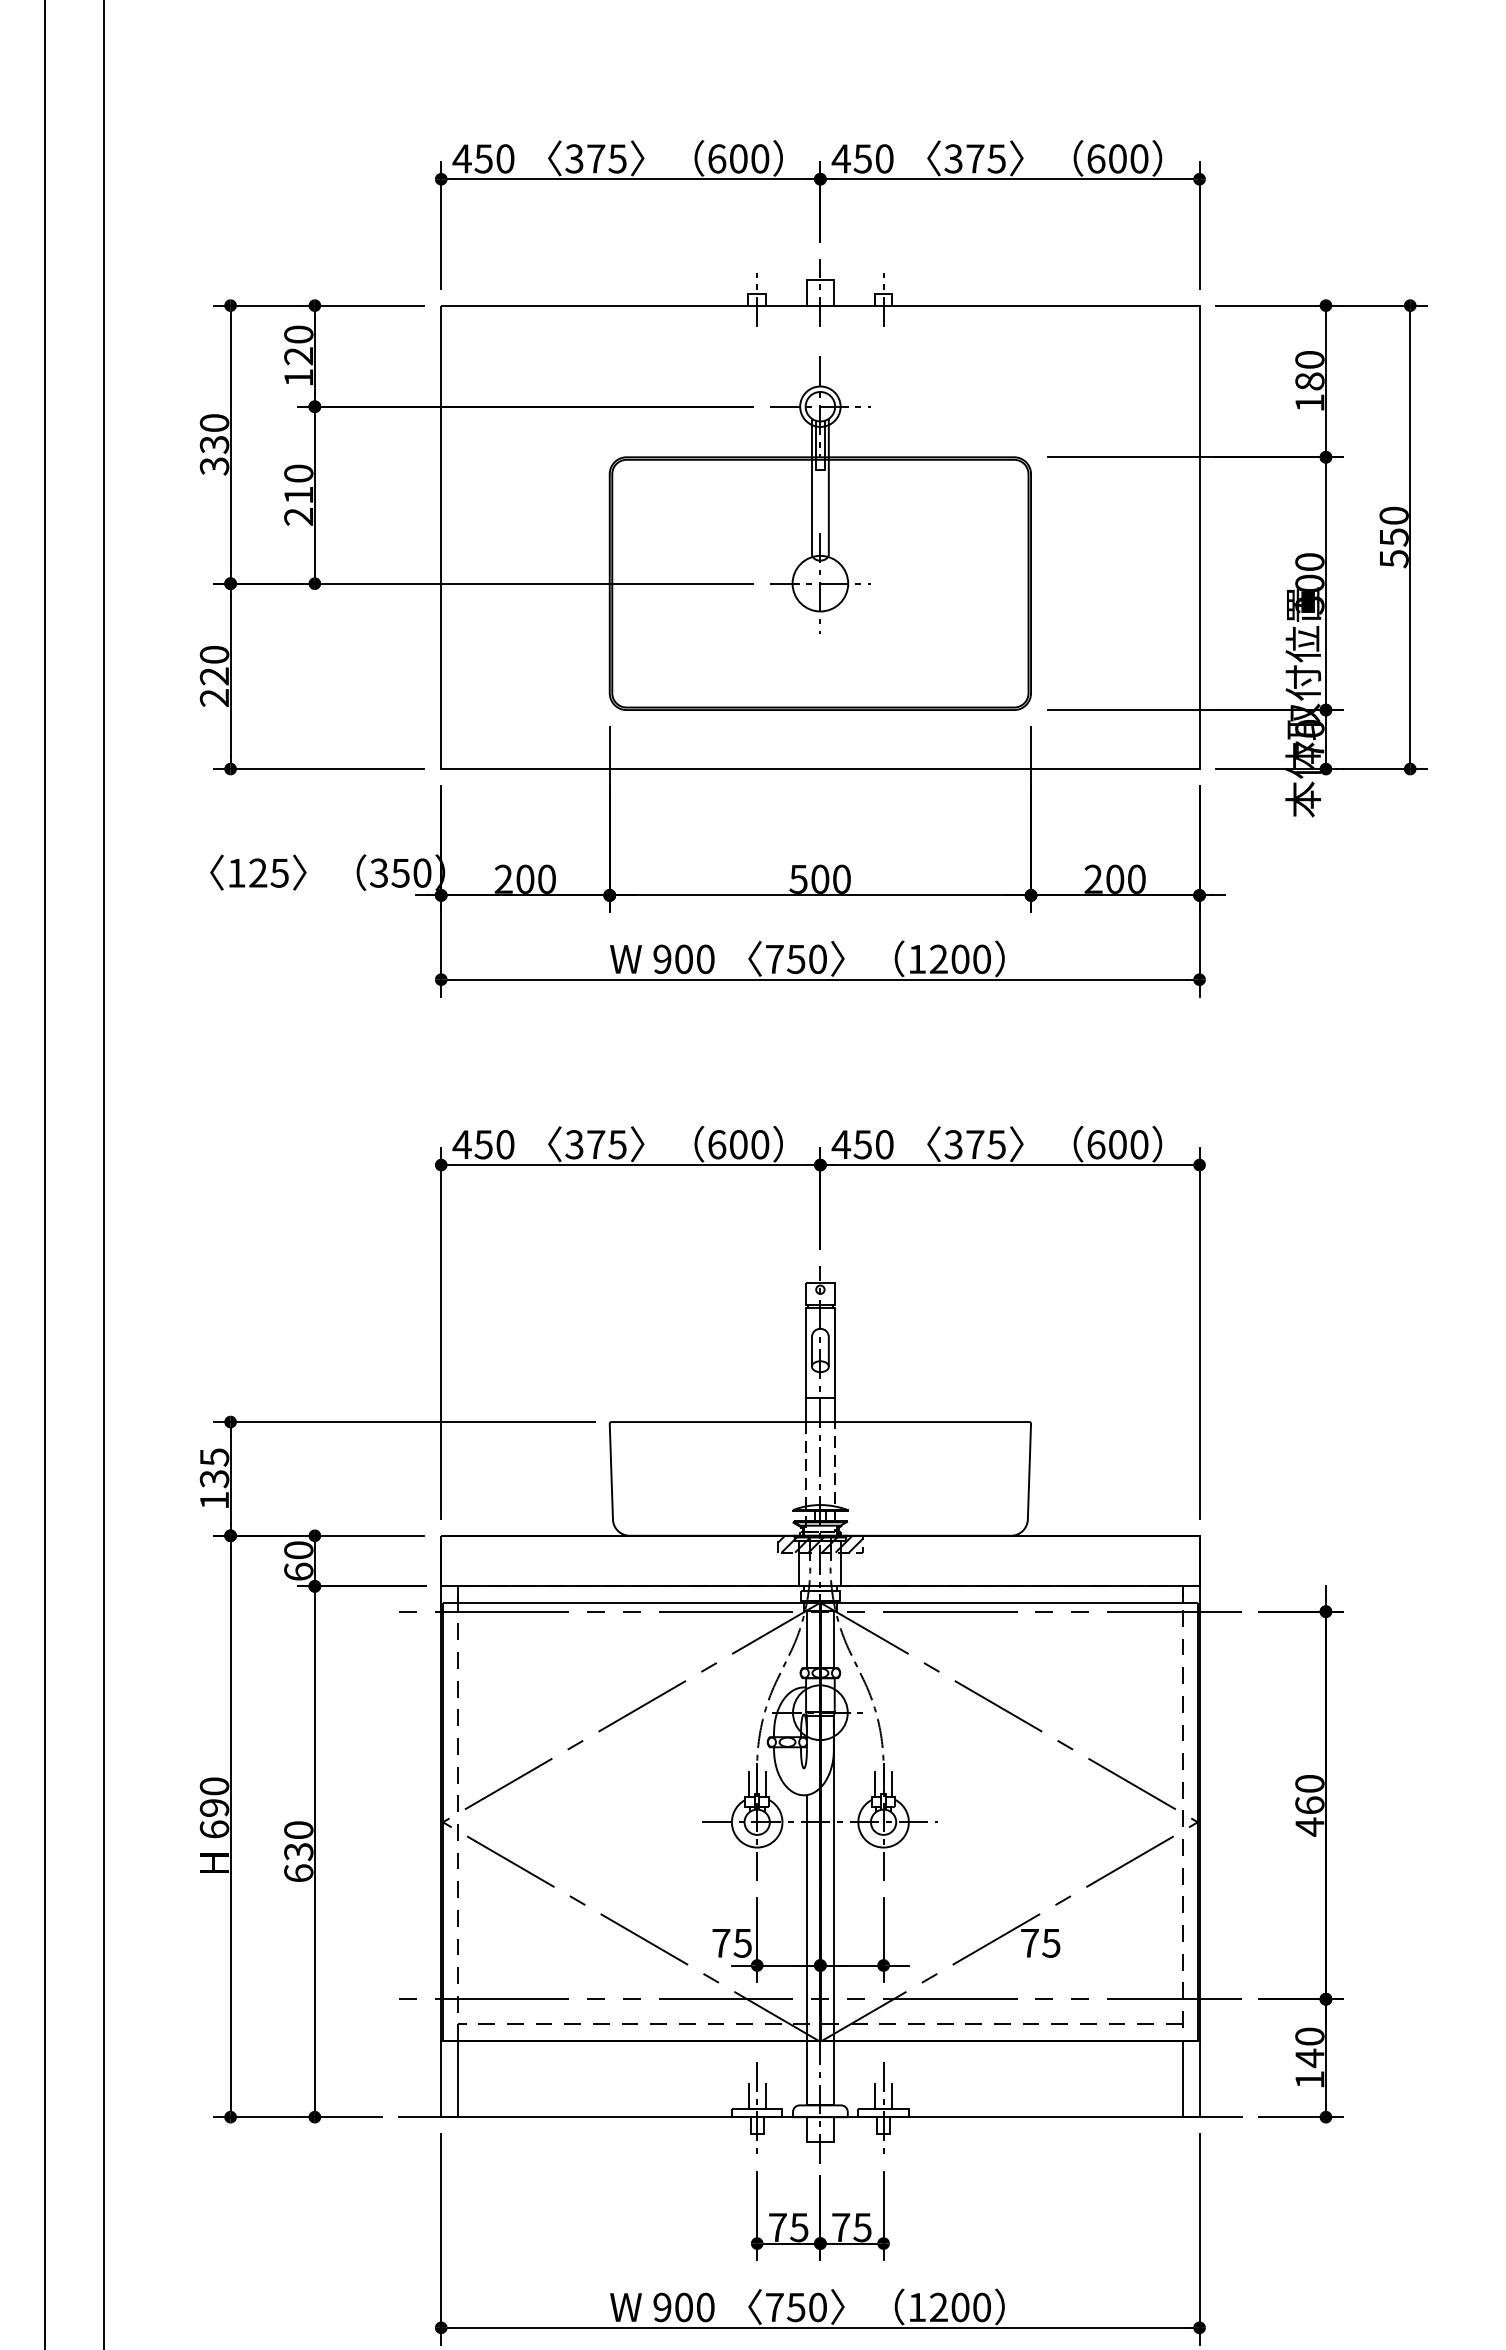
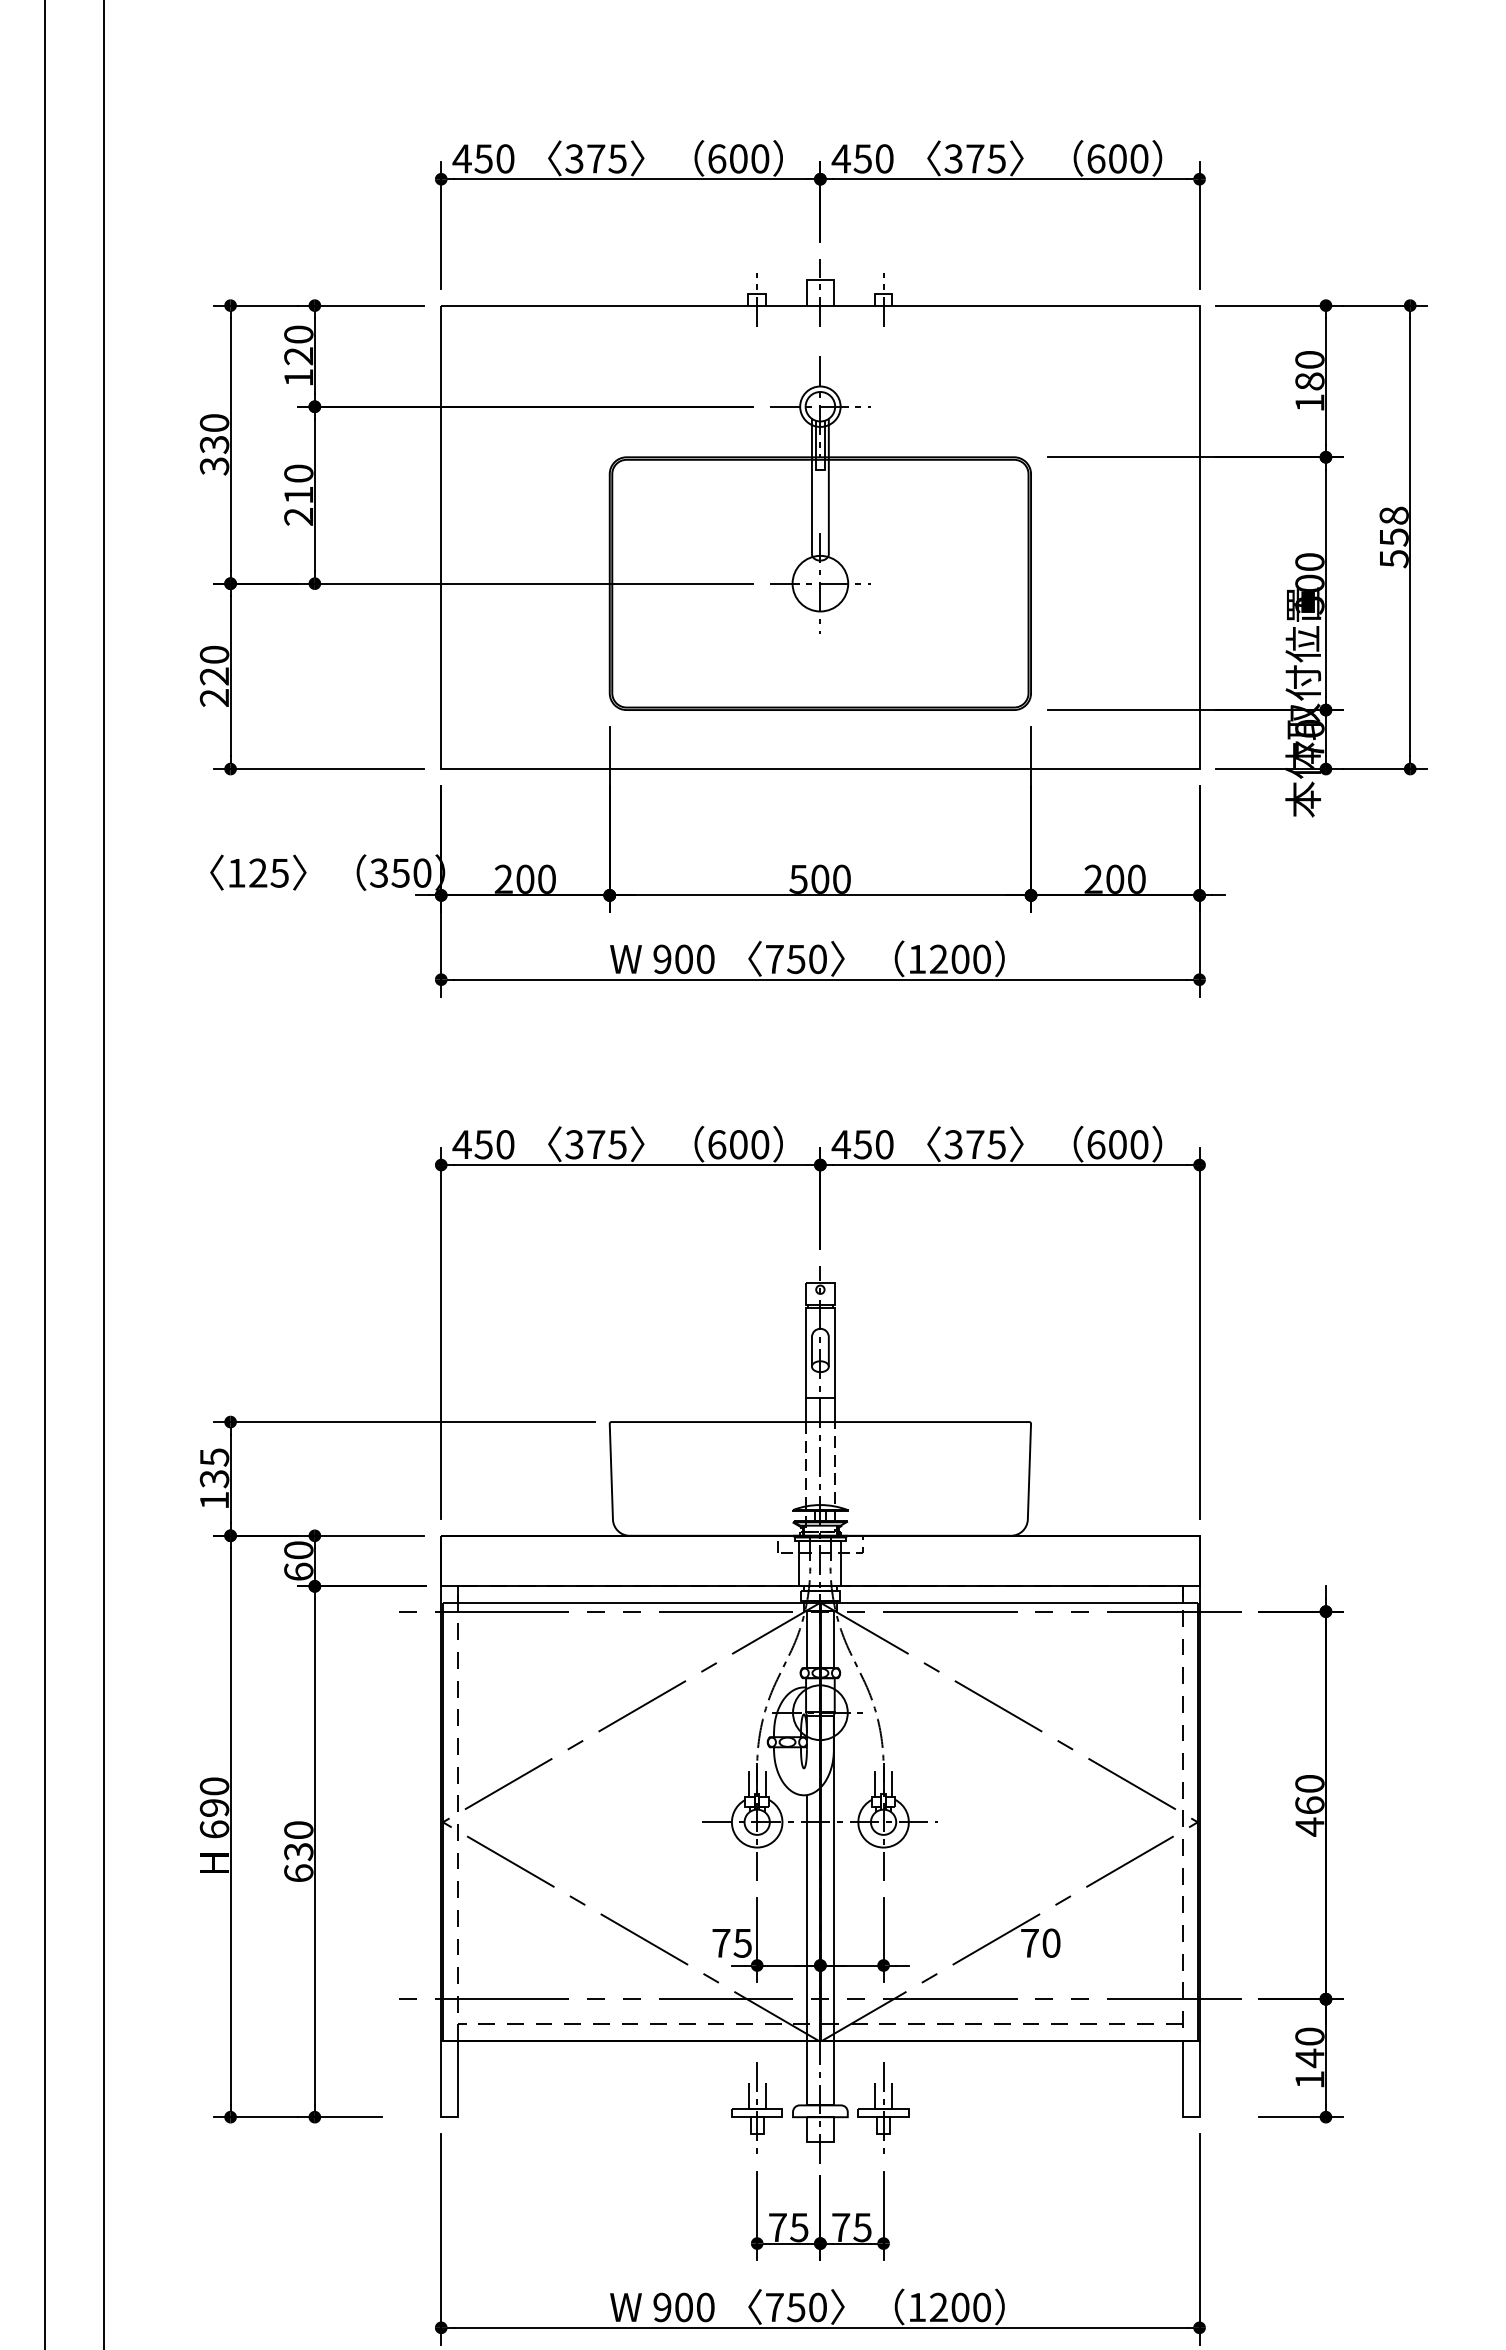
text: 550 -> 558 (1394, 515)
hatch: present -> none (820, 1543)
text: 75 -> 70 (1051, 1942)
line: present -> none (820, 2117)
